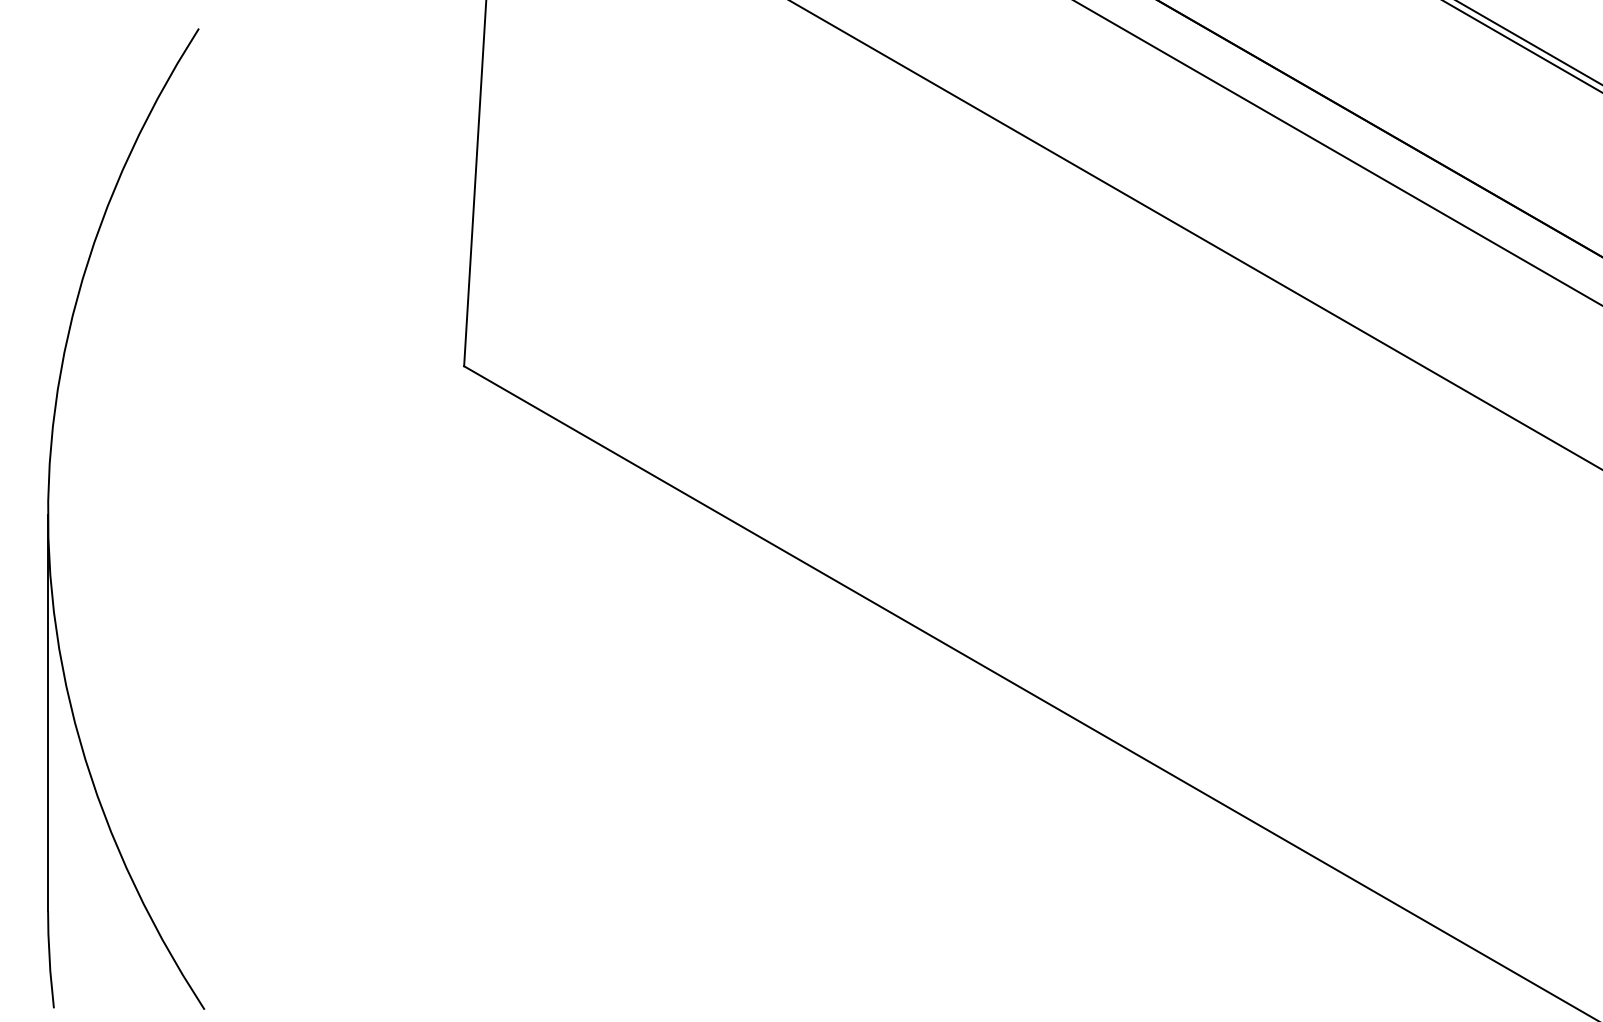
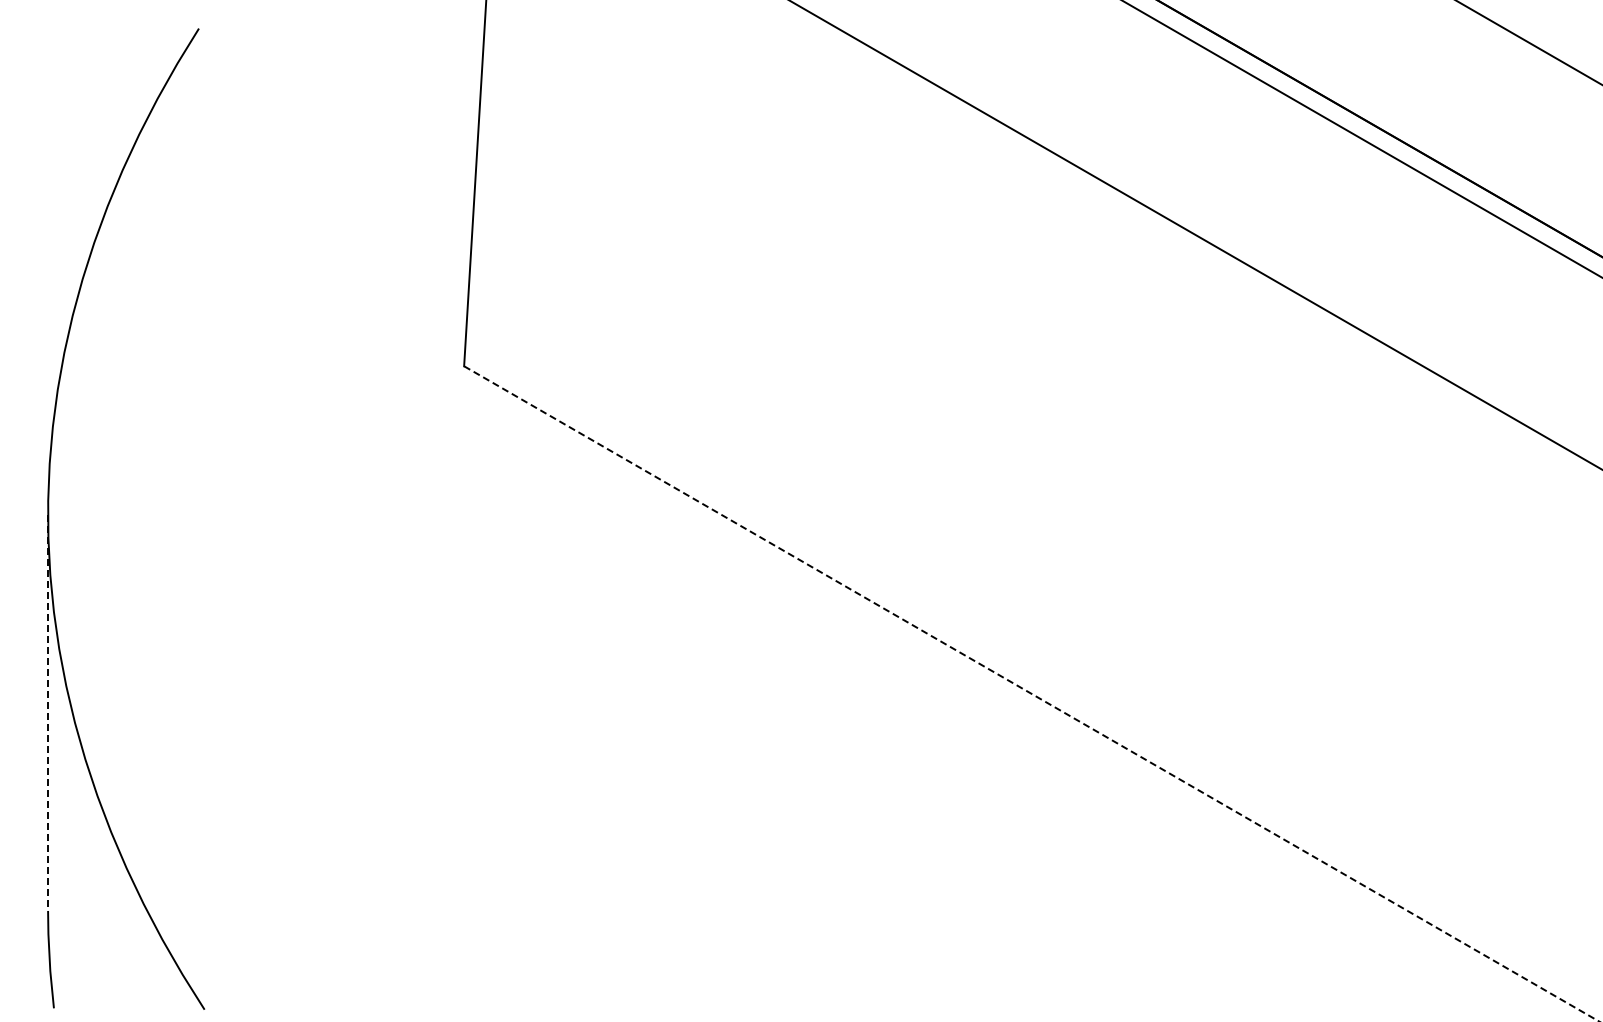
line: present -> none (1522, 46)
line position: (1337, 153) -> (1362, 139) (1362, 139)
line: solid -> dashed (1032, 694)
line: solid -> dashed (48, 713)
